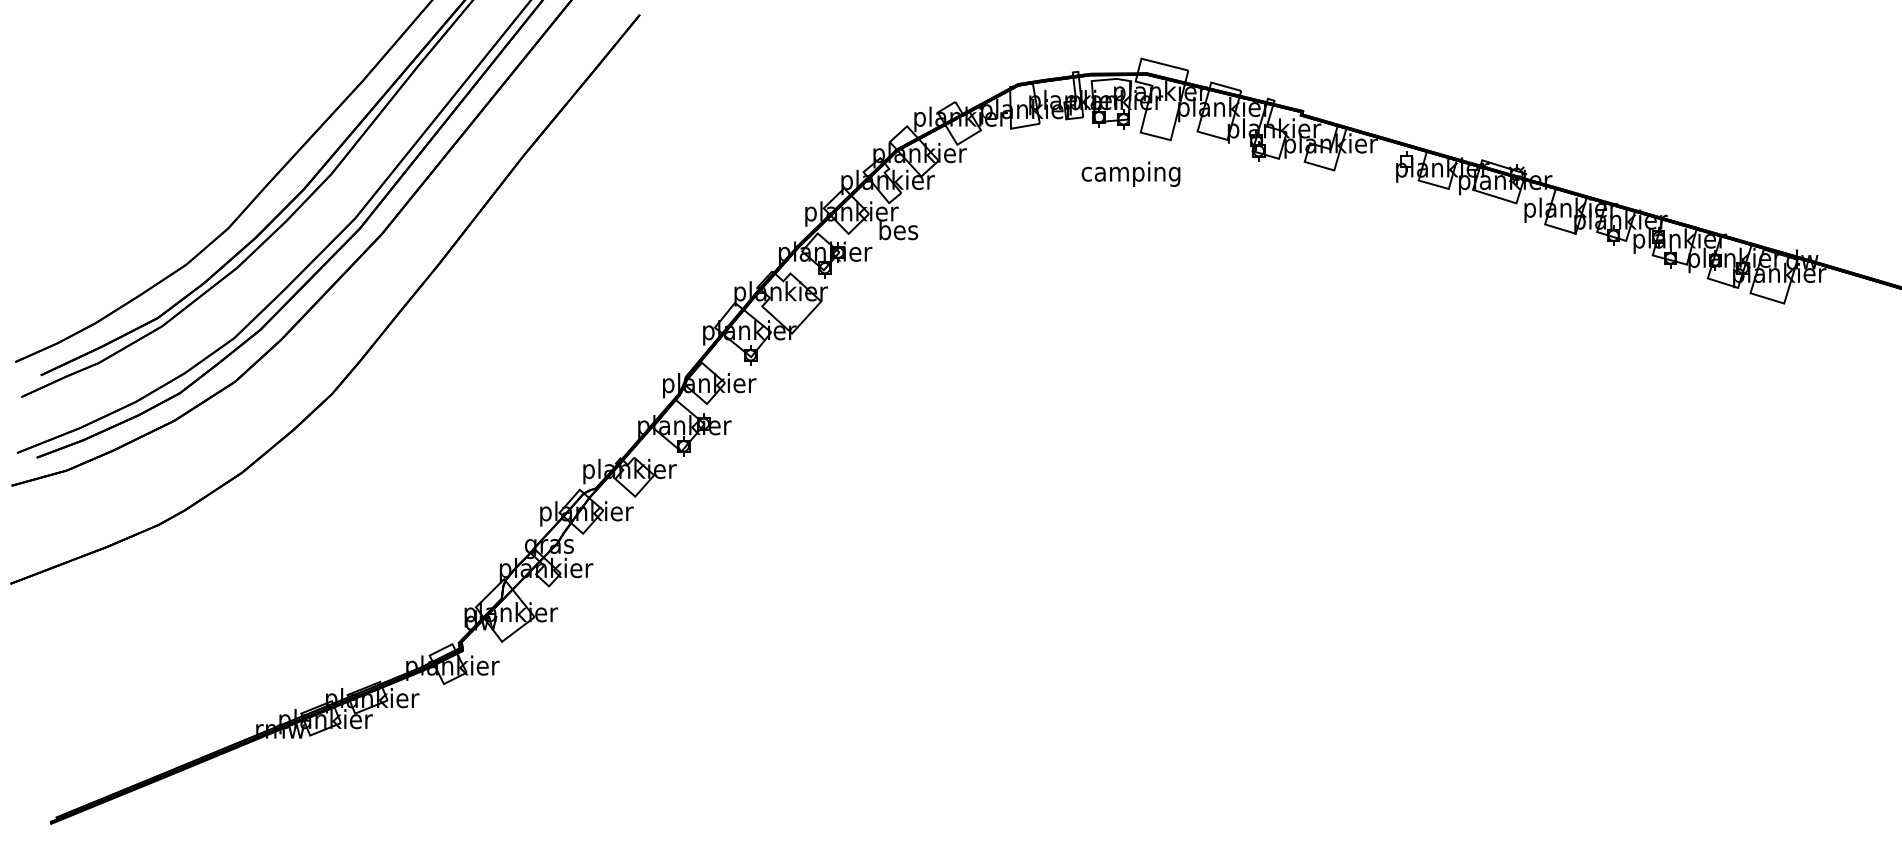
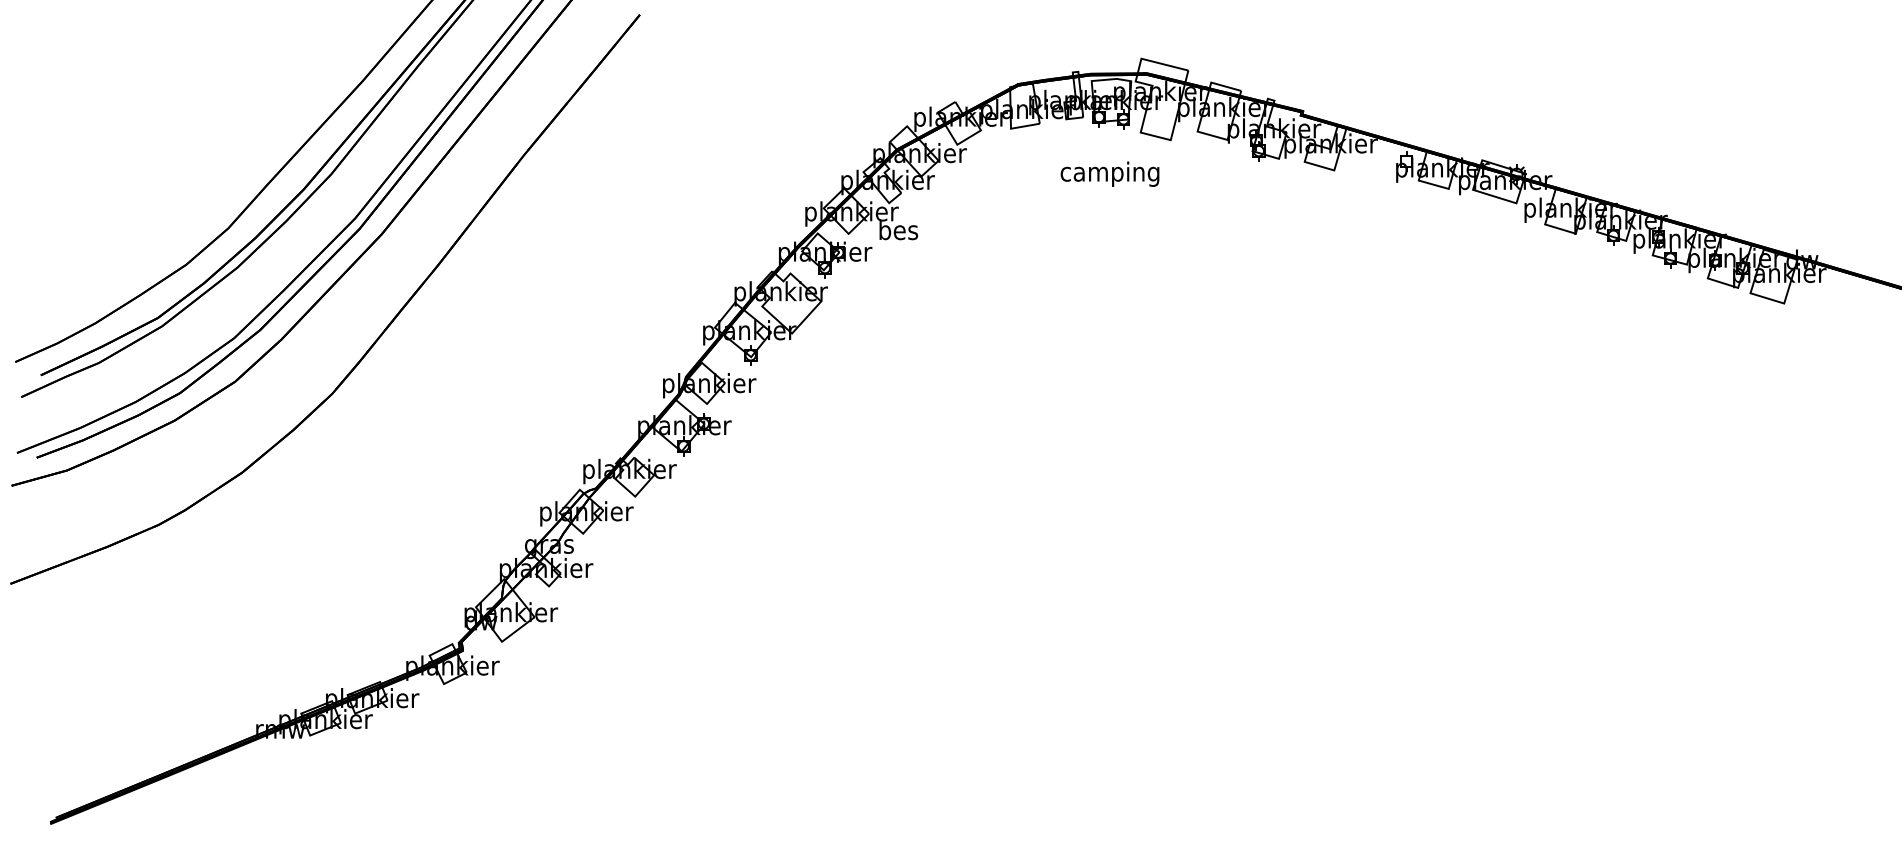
text position: (1130, 173) -> (1109, 173) (1109, 173)
